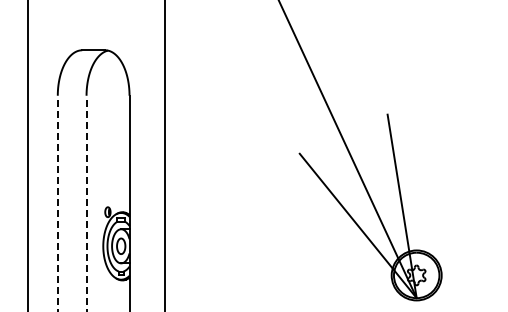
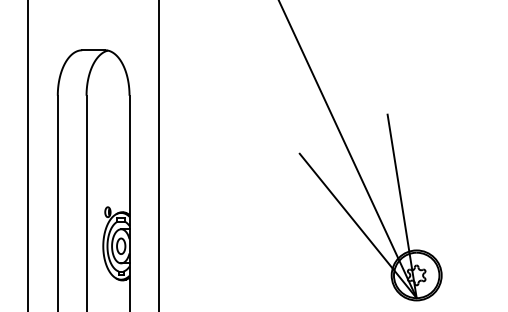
line position: (164, 155) -> (158, 155) (158, 155)
line: dashed -> solid (57, 203)
line: dashed -> solid (86, 203)
